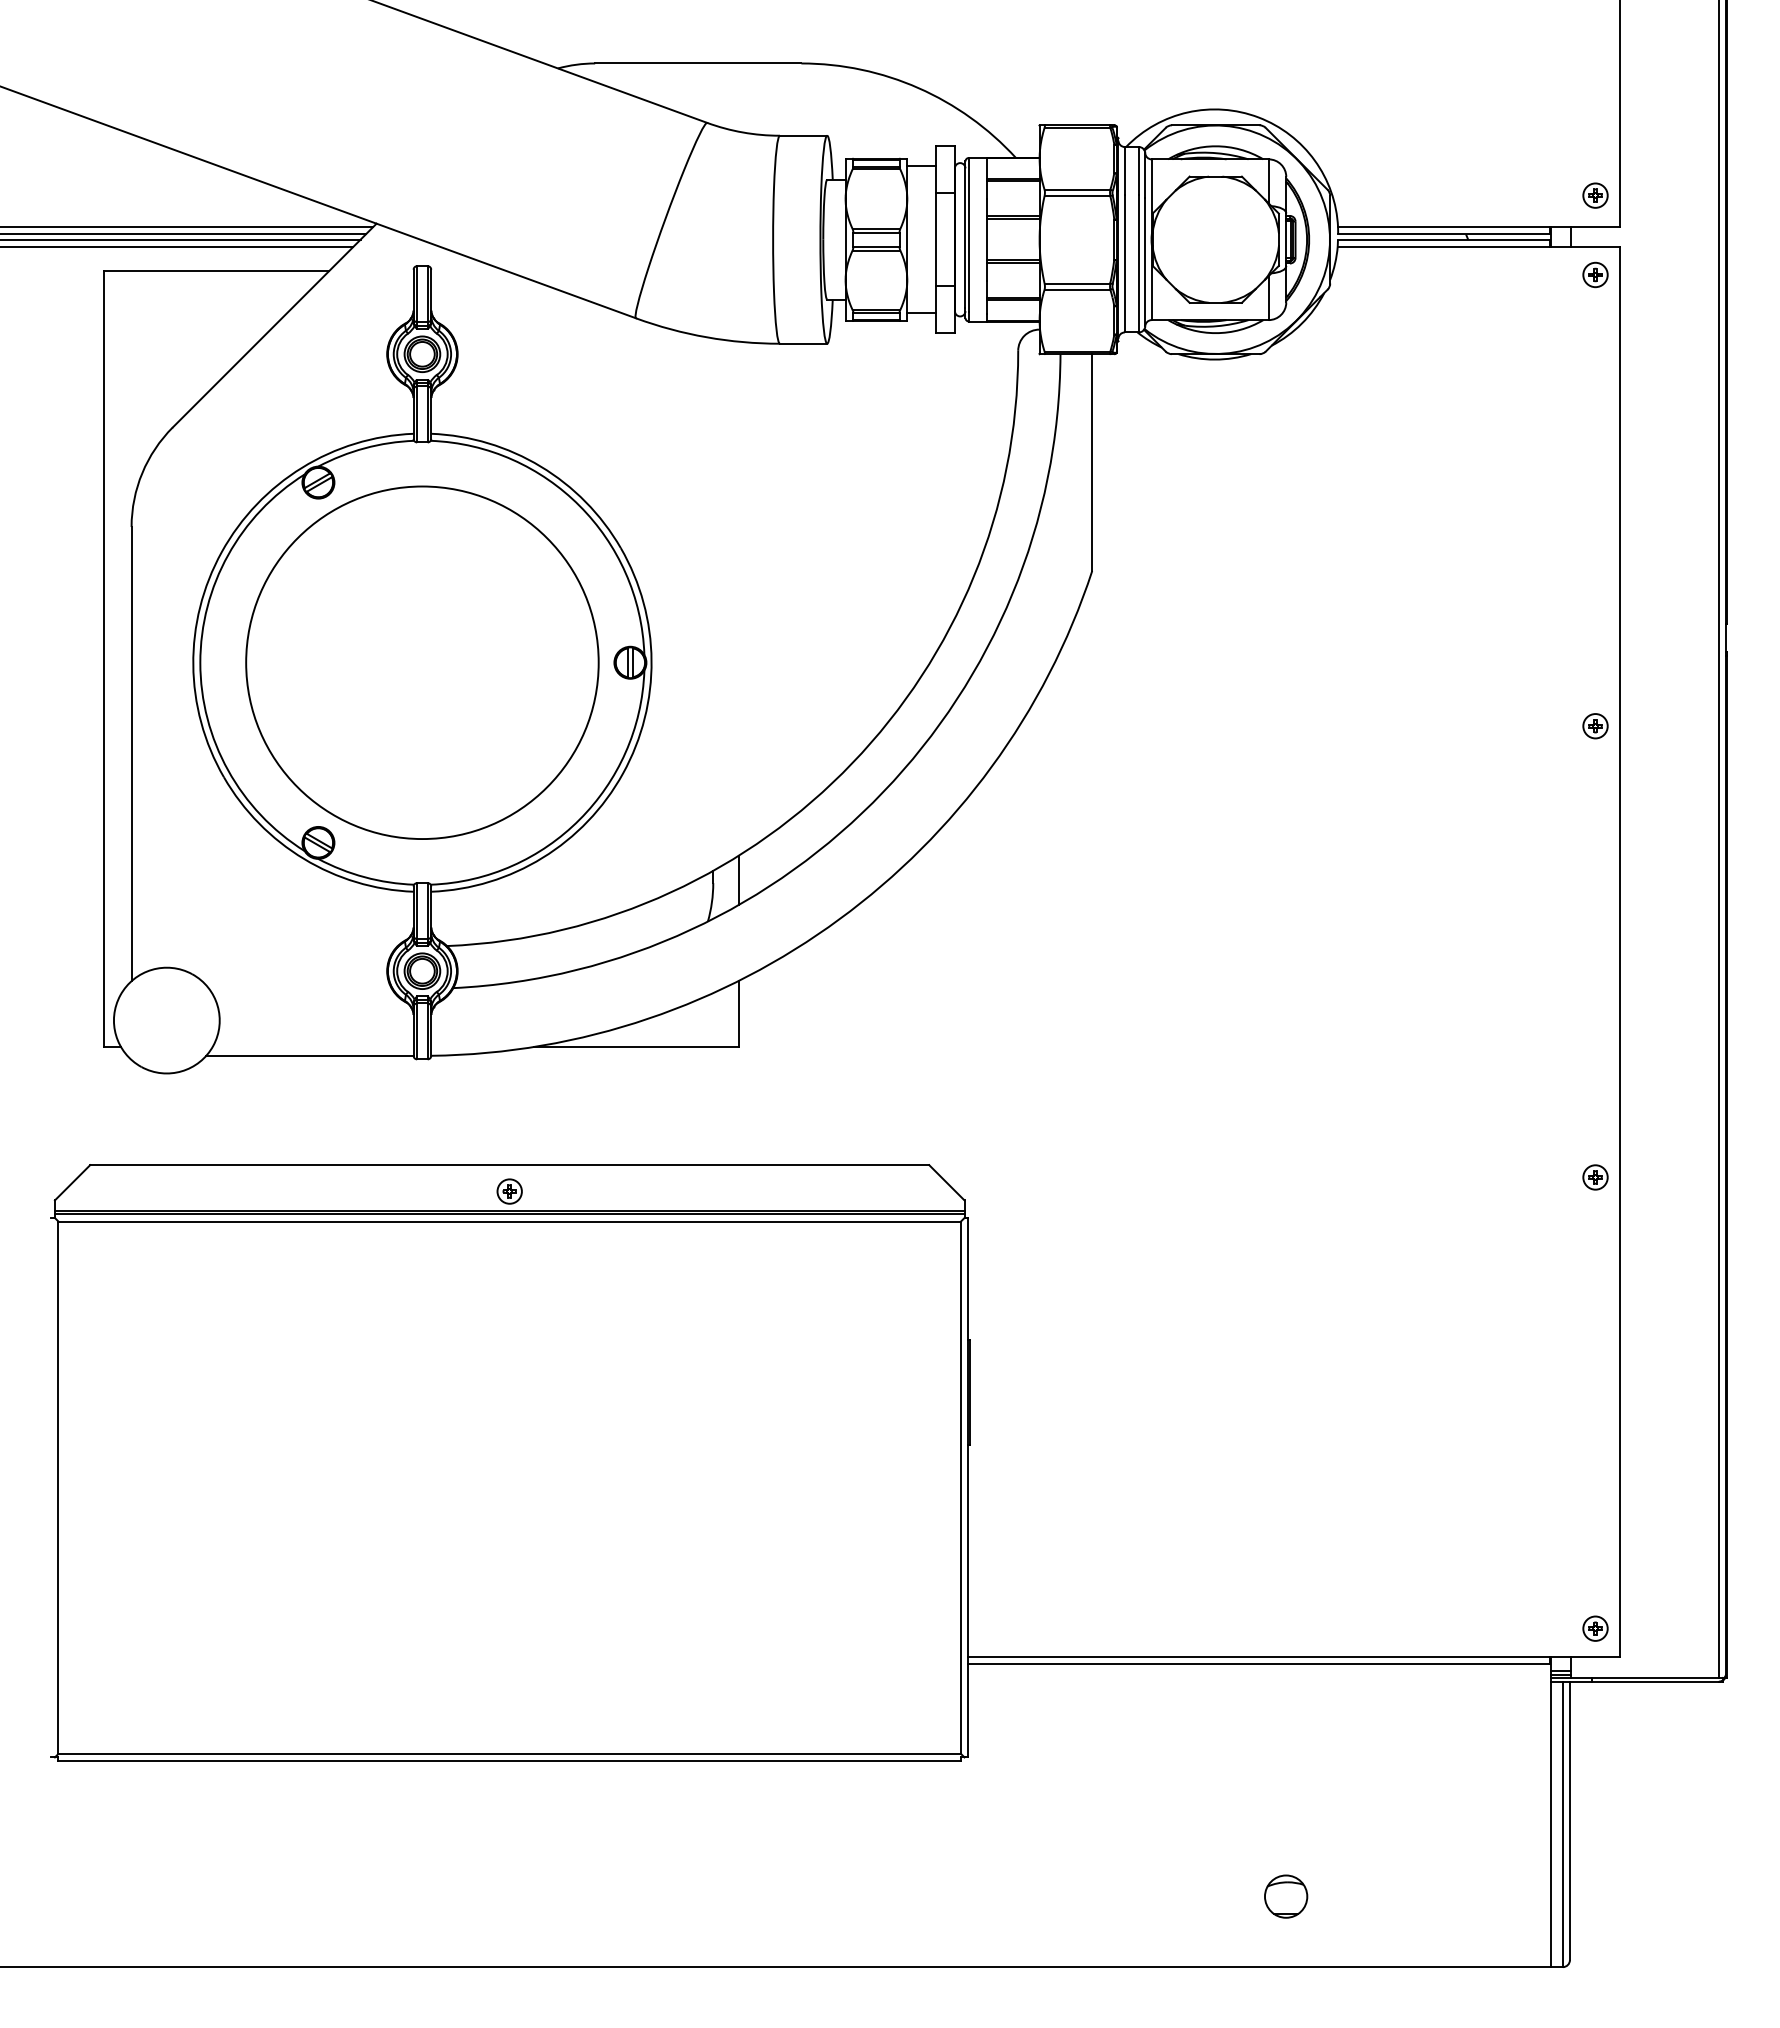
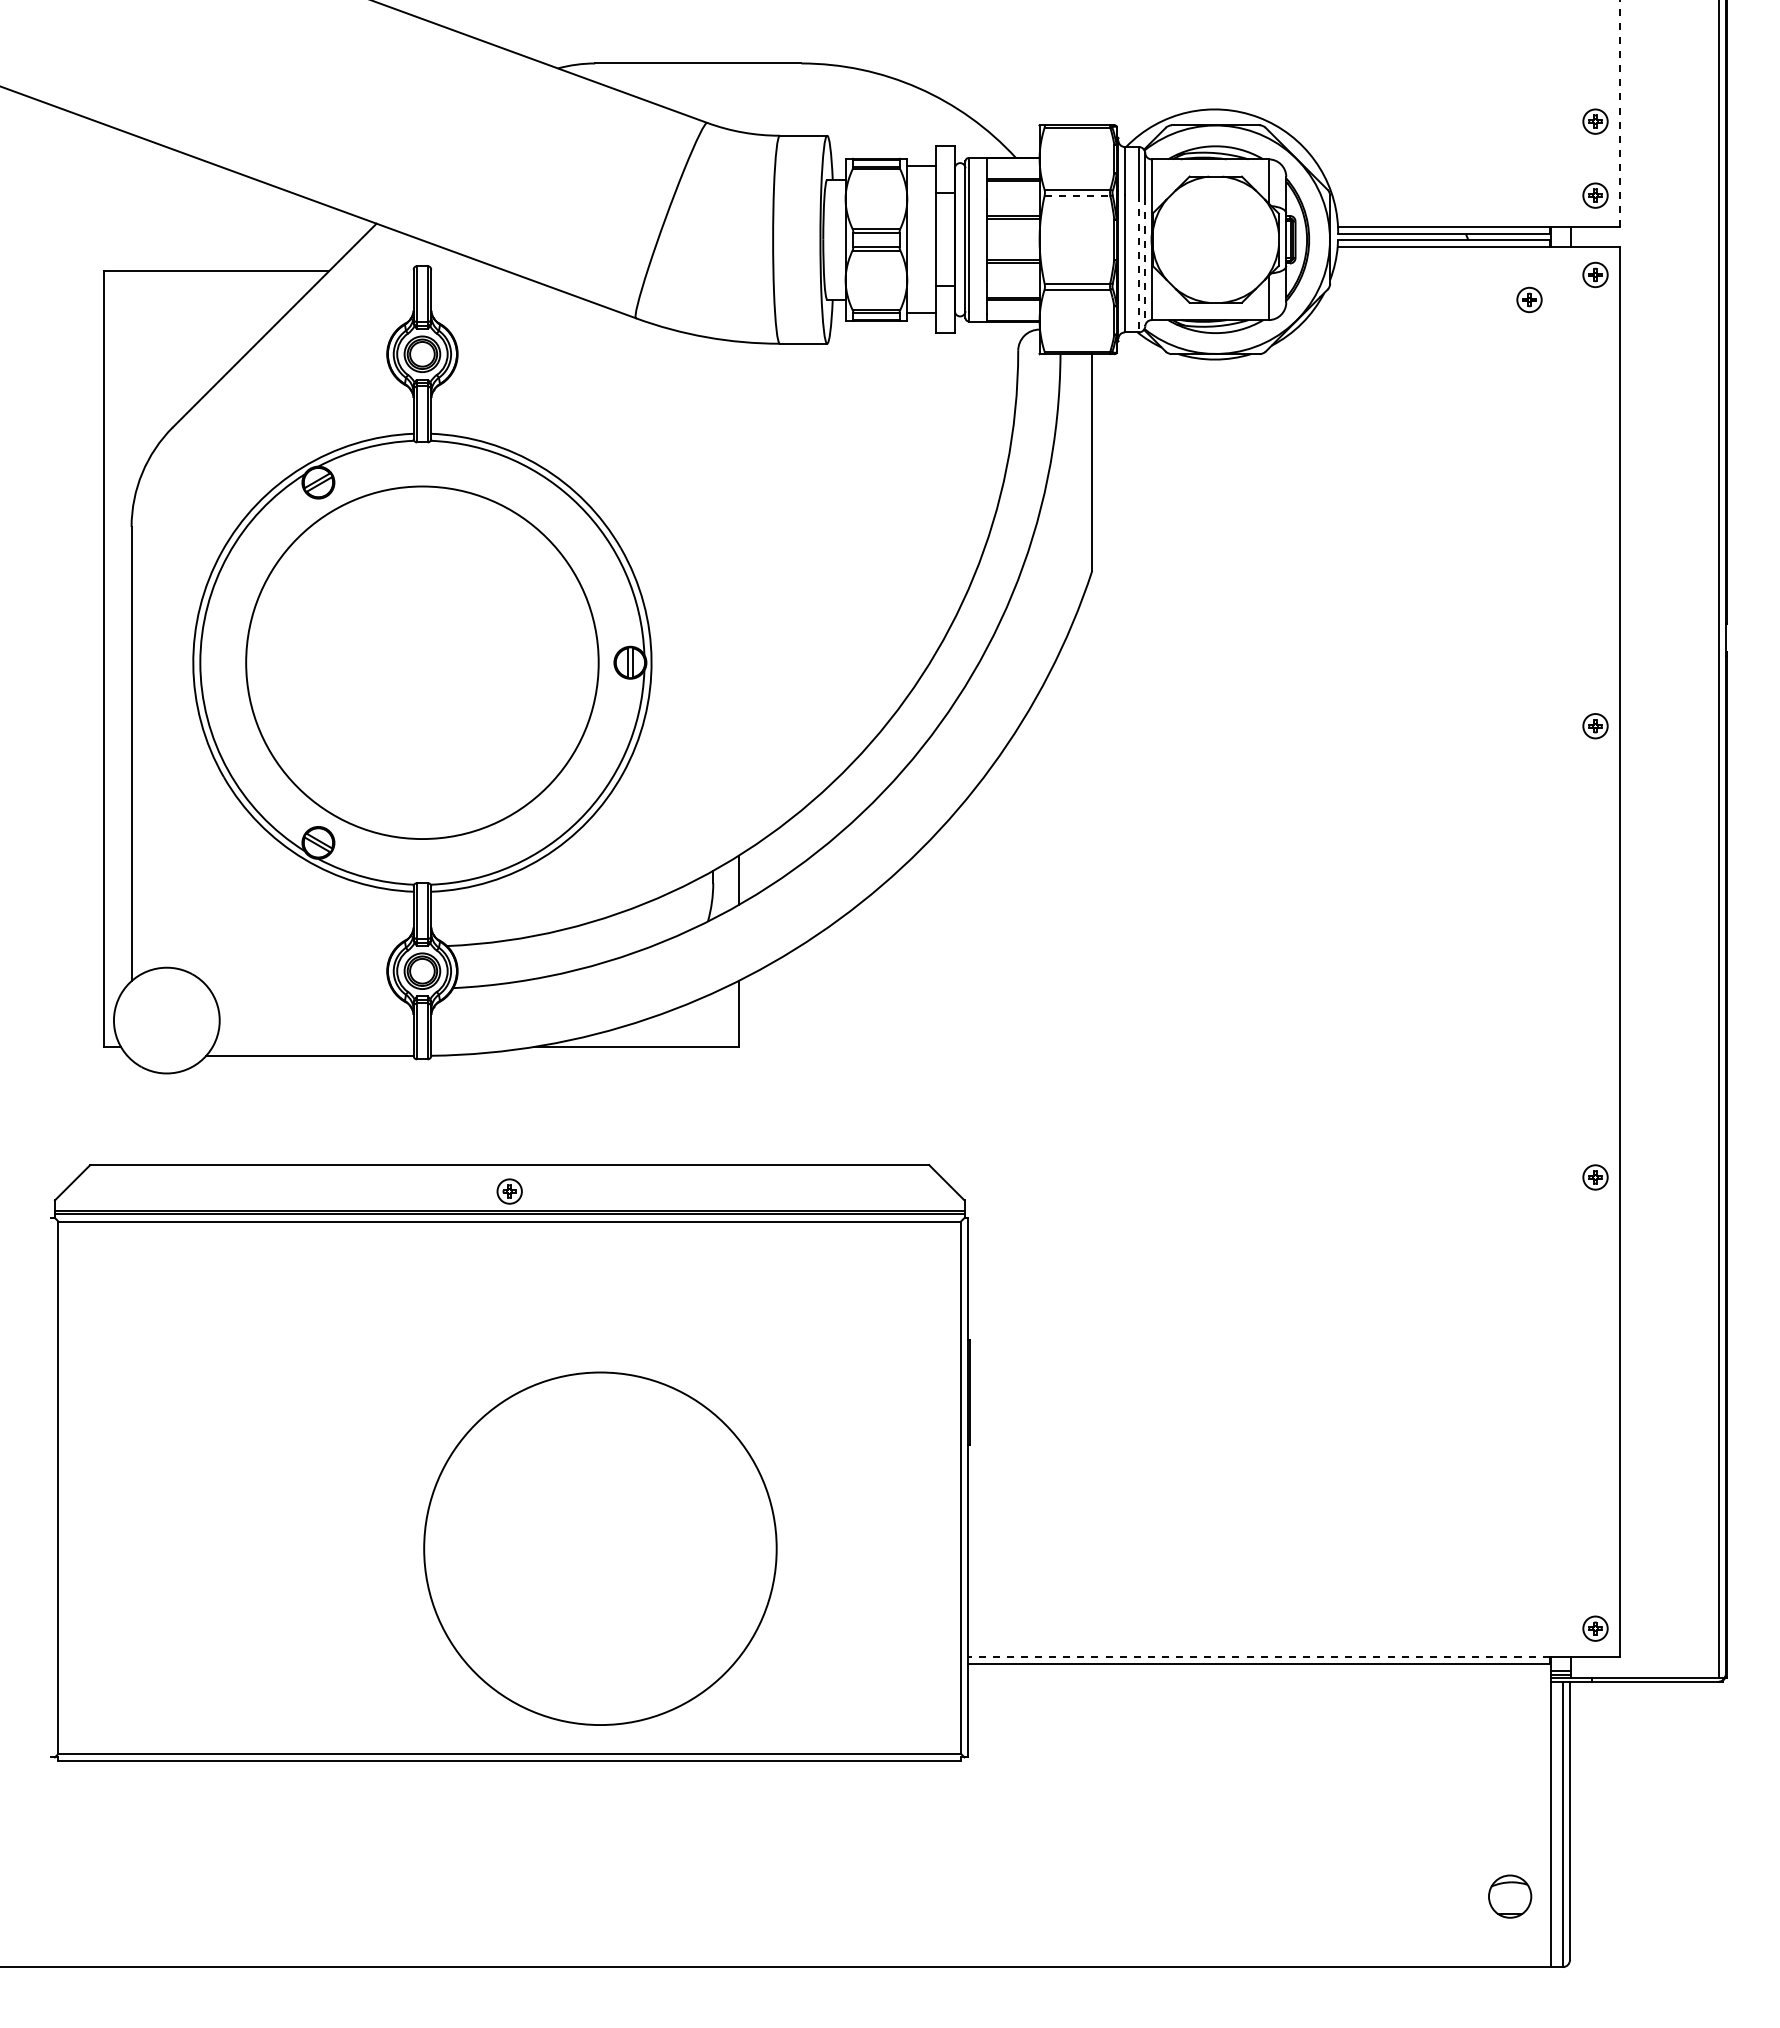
line: solid -> dashed (1620, 113)
part: none -> present (1595, 121)
line: solid -> dashed (1077, 196)
line: present -> none (187, 227)
line: present -> none (183, 234)
line: present -> none (181, 239)
line: present -> none (177, 246)
line: solid -> dashed (1145, 262)
line: solid -> dashed (1138, 263)
part: none -> present (1529, 299)
circle: none -> present (600, 1548)
line: solid -> dashed (1258, 1656)
part position: (1286, 1896) -> (1510, 1896) (1510, 1896)
